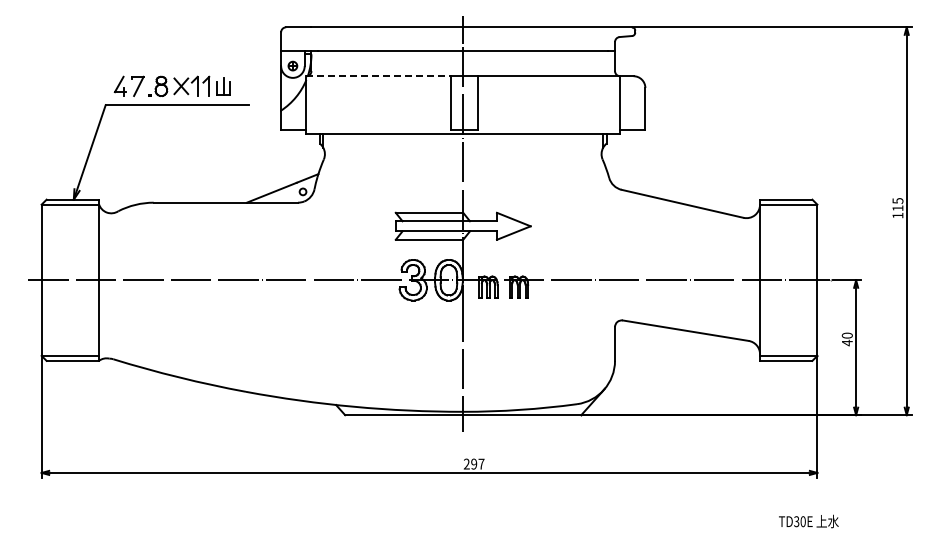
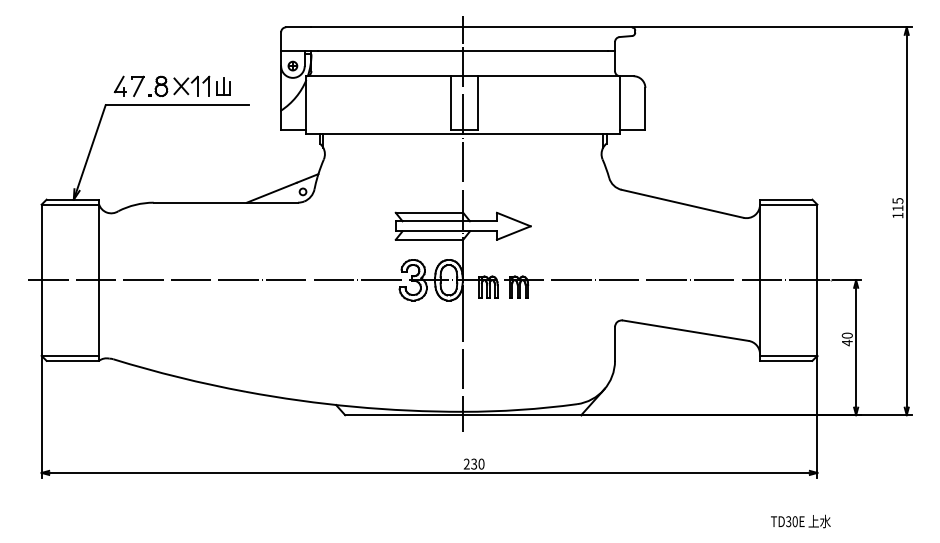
line: dashed -> solid (379, 76)
text: 297 -> 230 (477, 463)
text position: (808, 521) -> (800, 521) (800, 521)
